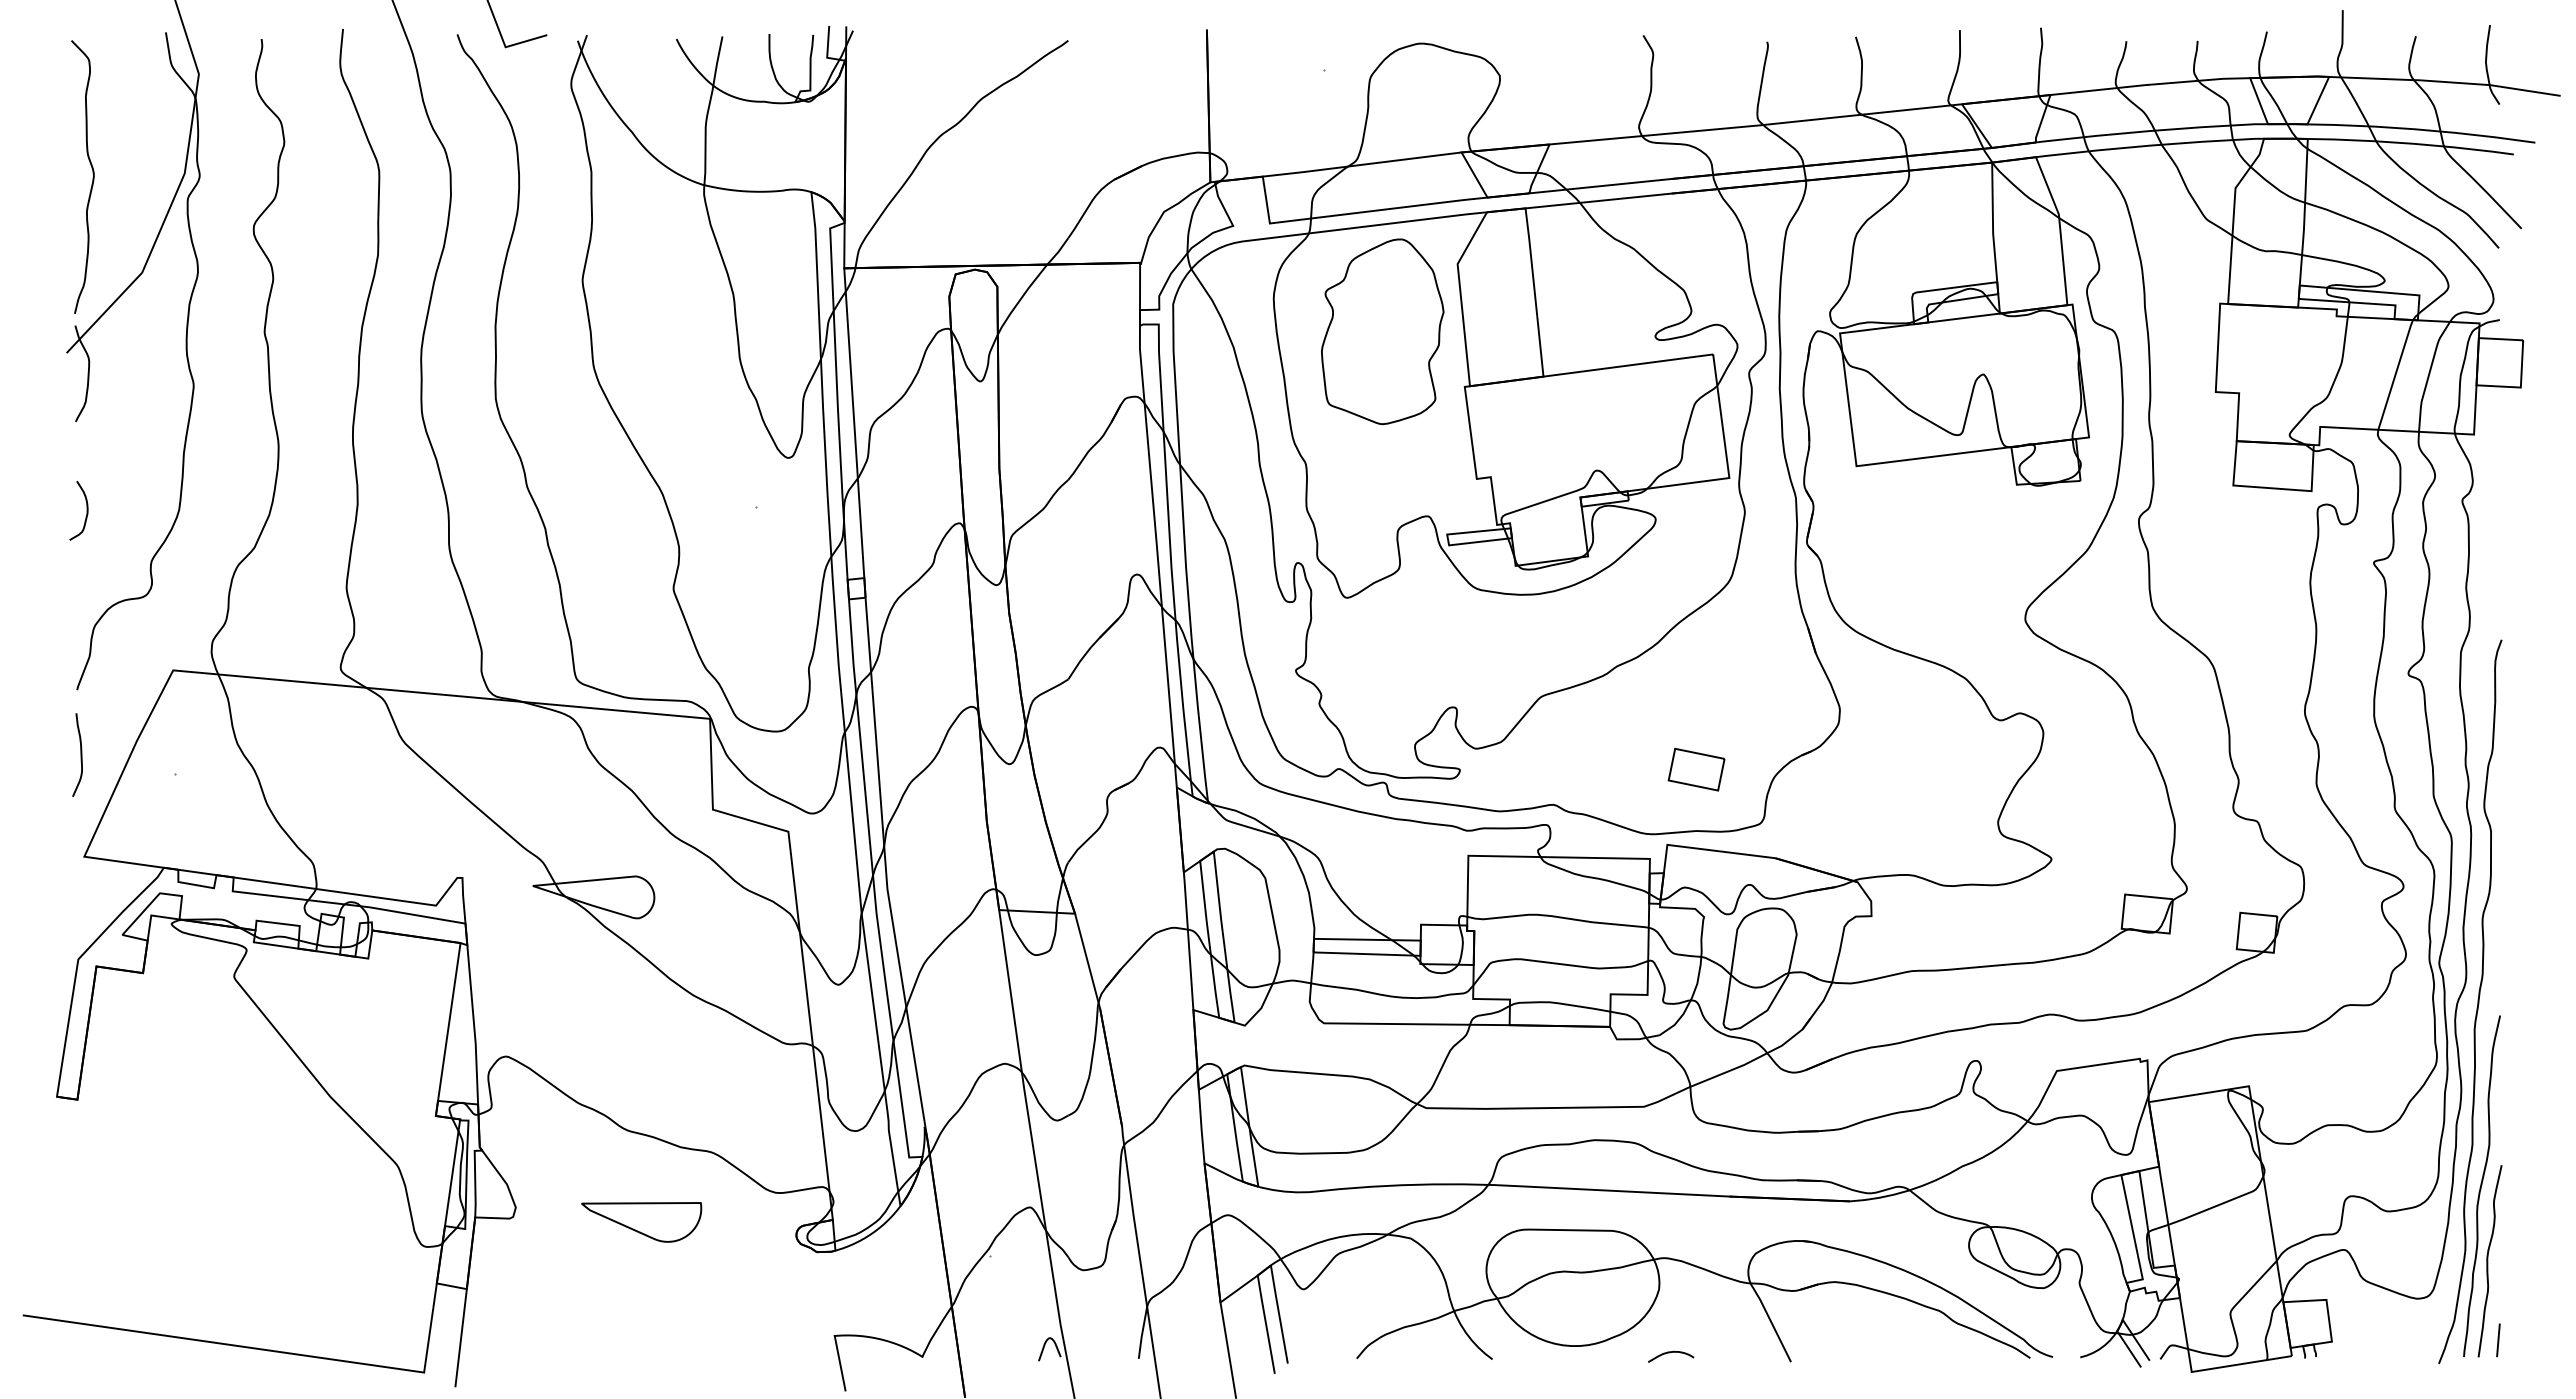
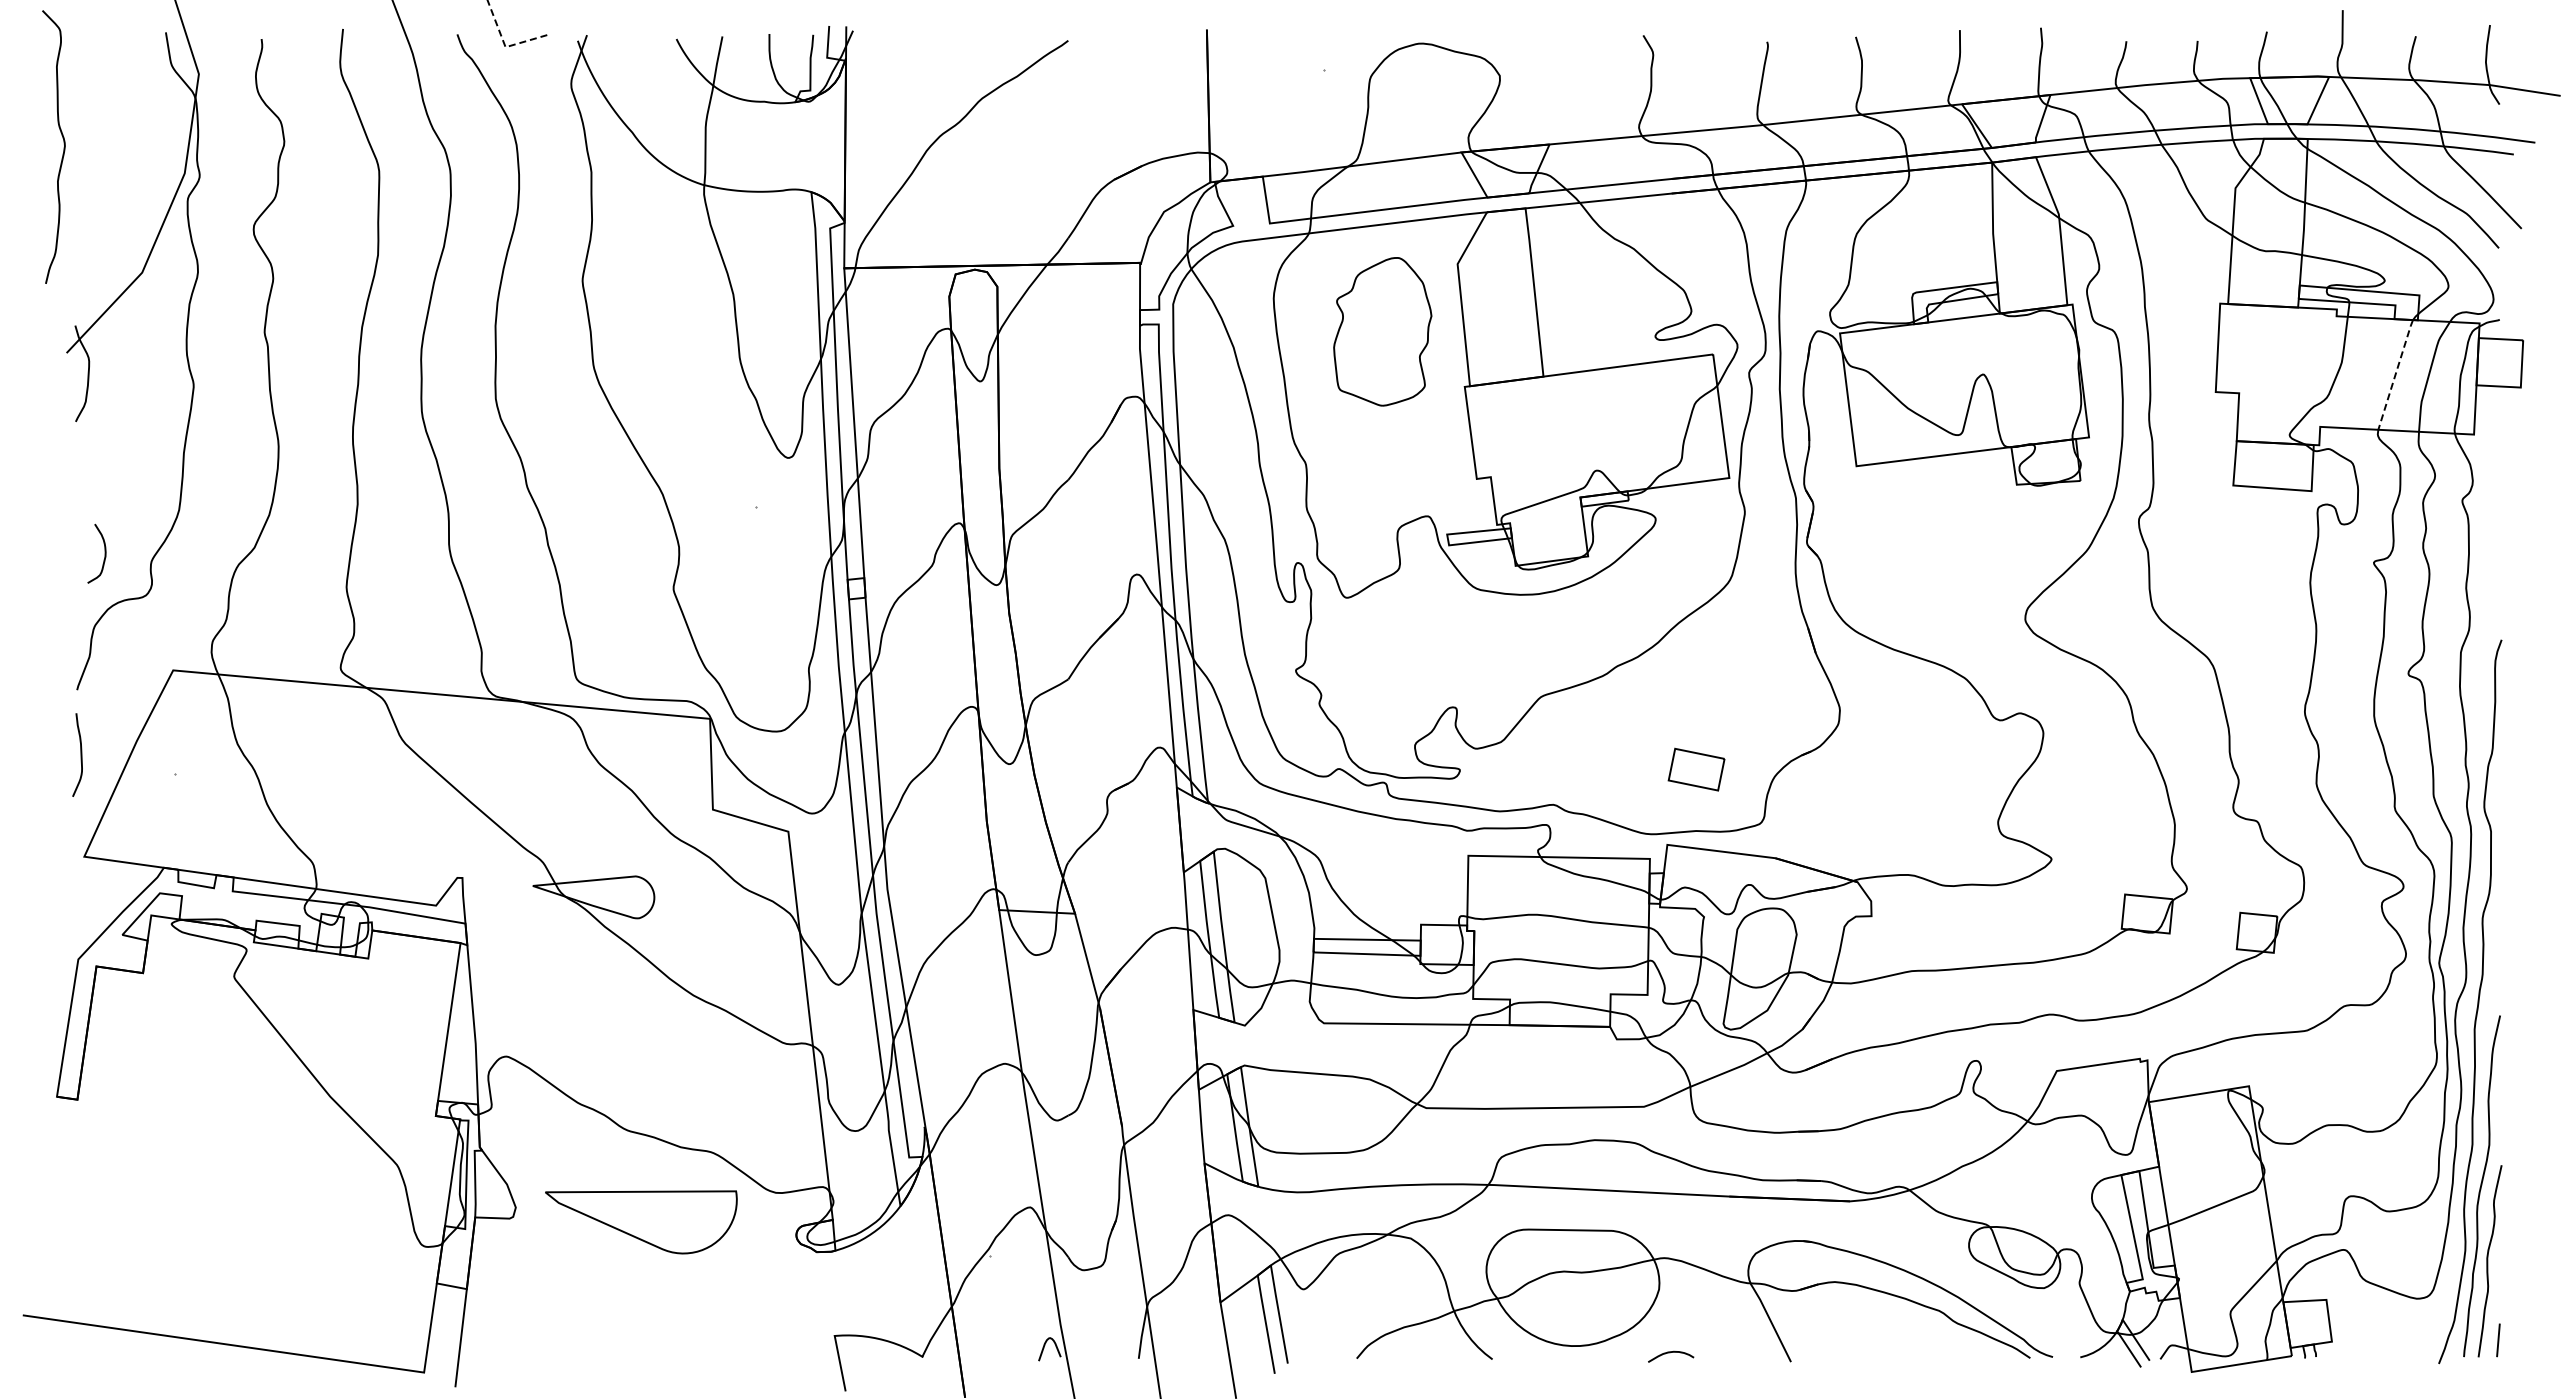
line: solid -> dashed (504, 44)
curve position: (92, 177) -> (63, 147) (63, 147)
part size: 124x188 px -> 100x150 px (1382, 331)
line: solid -> dashed (2395, 374)
curve position: (86, 510) -> (104, 553) (104, 553)
part size: 122x41 px -> 193x65 px (641, 1222)
